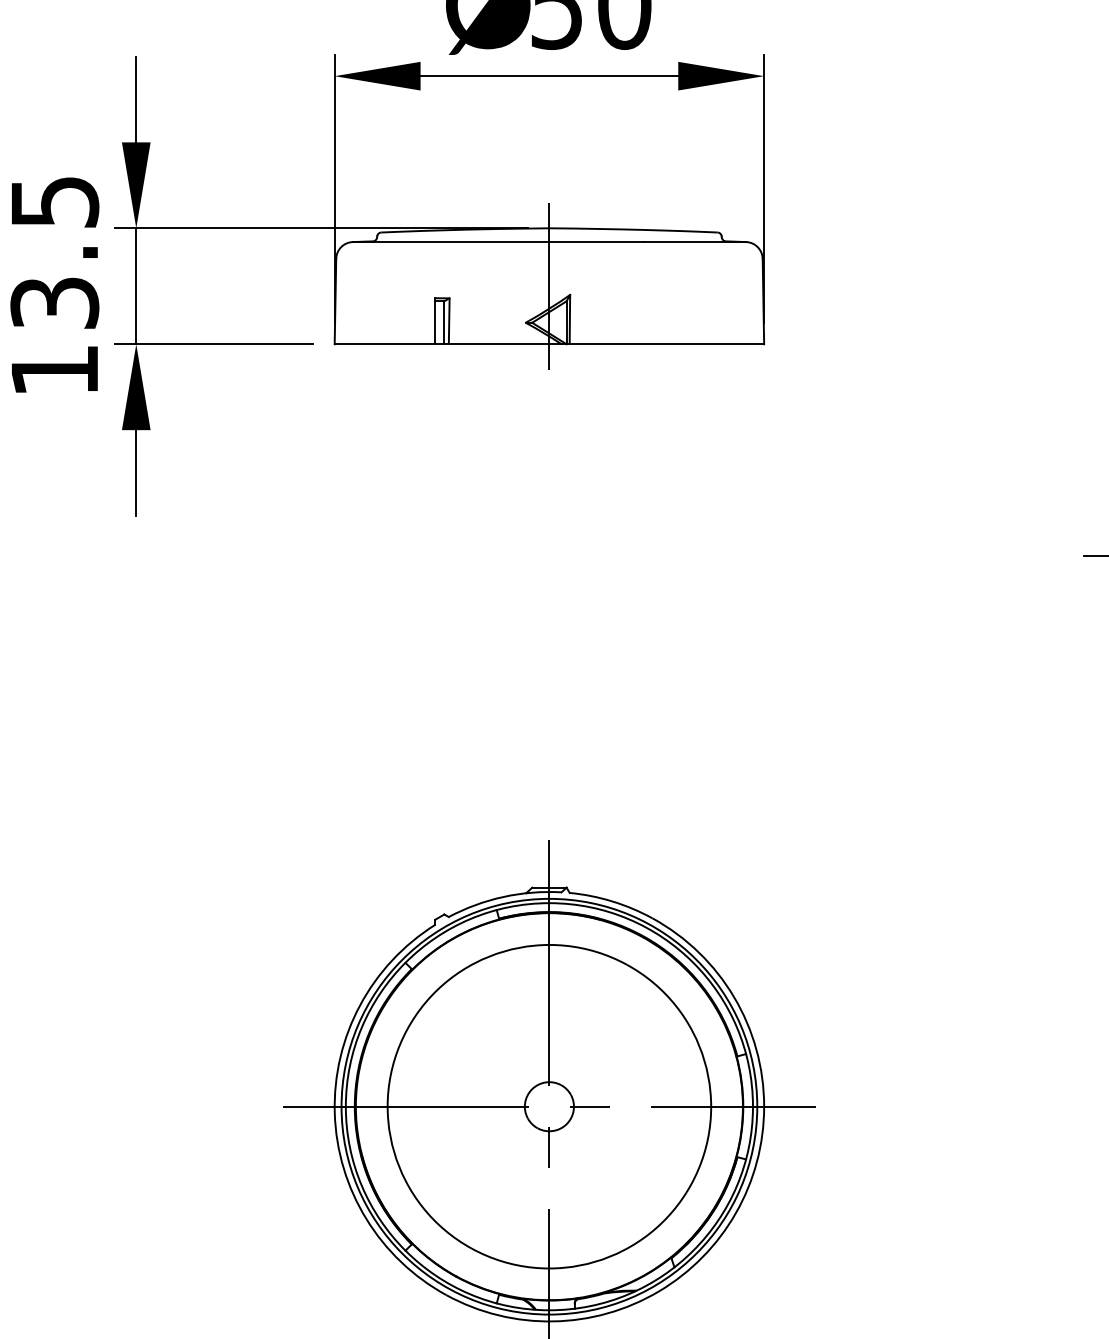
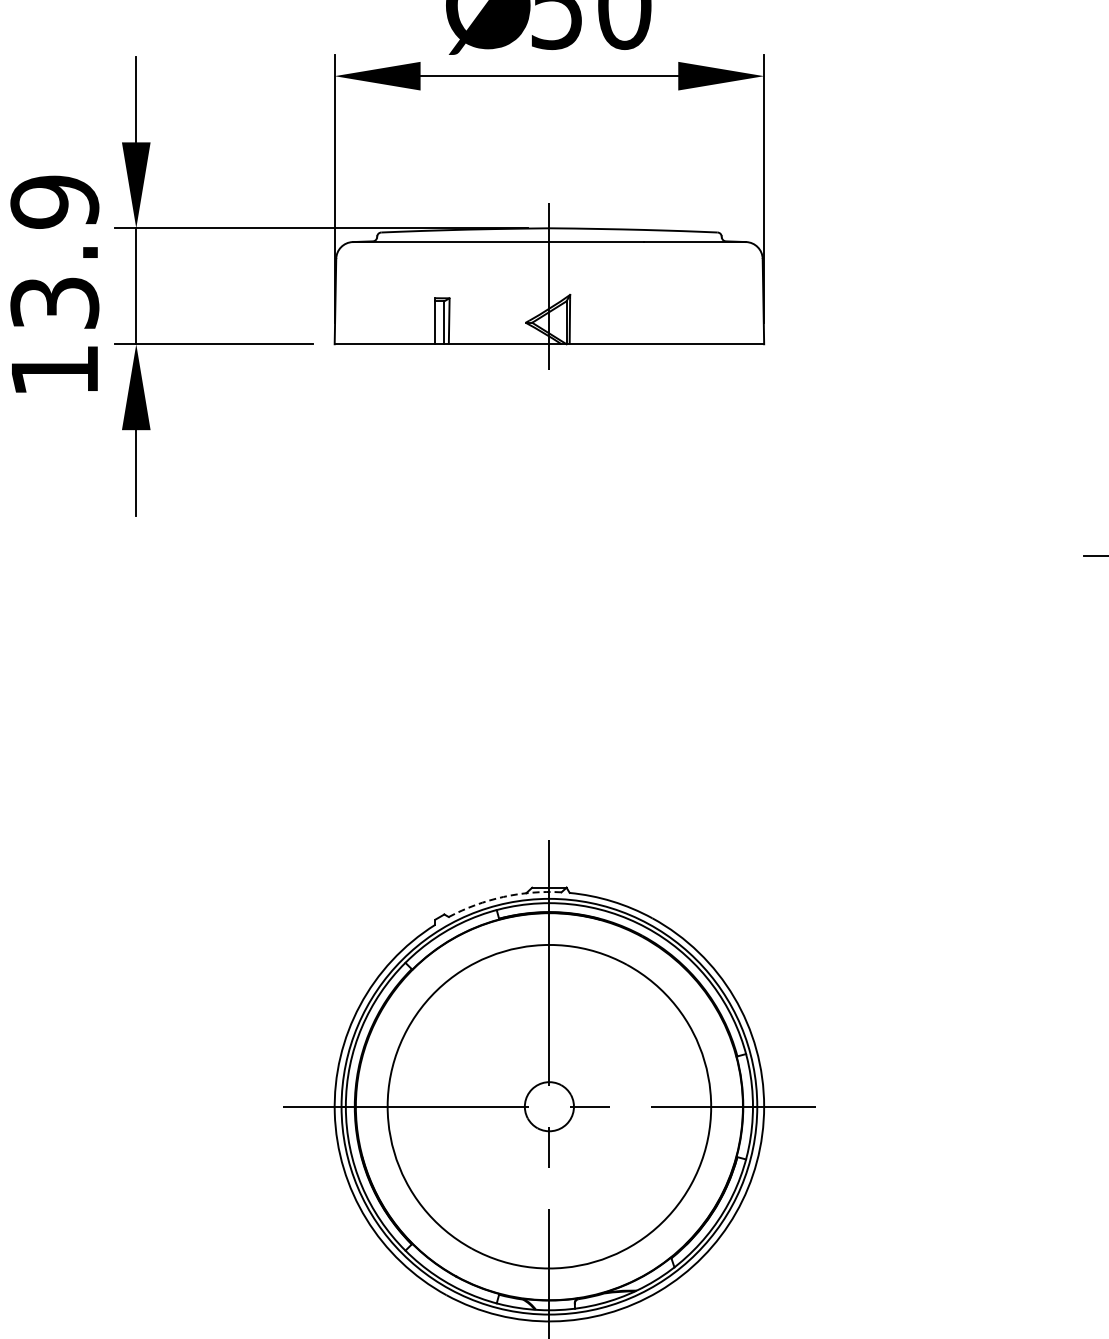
text: 13.5 -> 13.9 (54, 201)
arc: solid -> dashed (503, 896)
